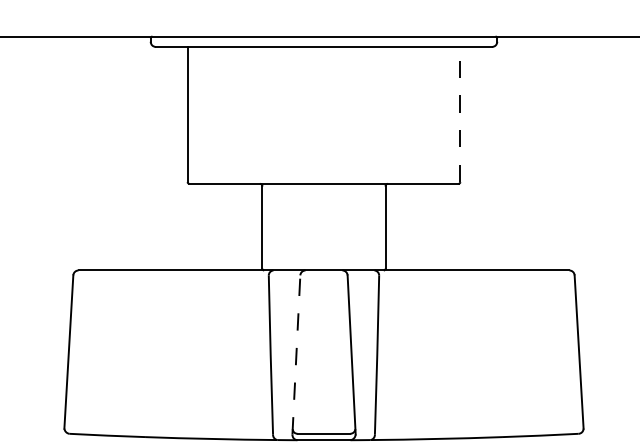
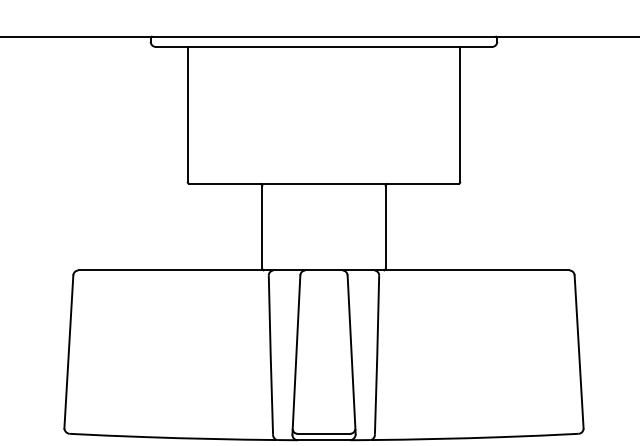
line: dashed -> solid (460, 114)
line: dashed -> solid (296, 354)
